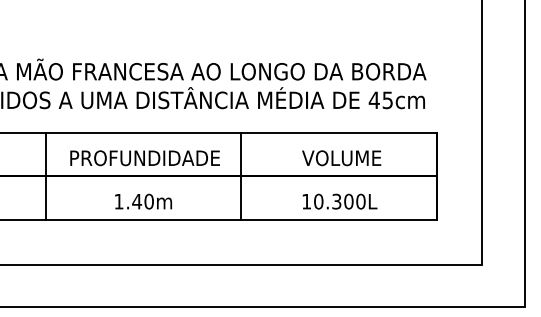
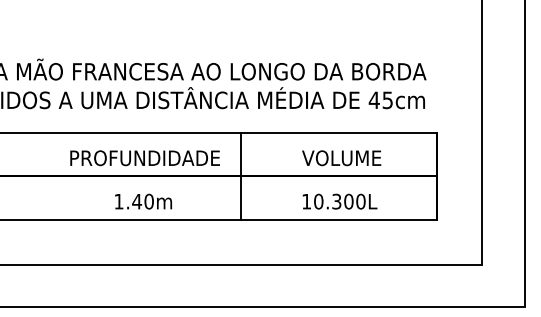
line: present -> none (45, 175)
